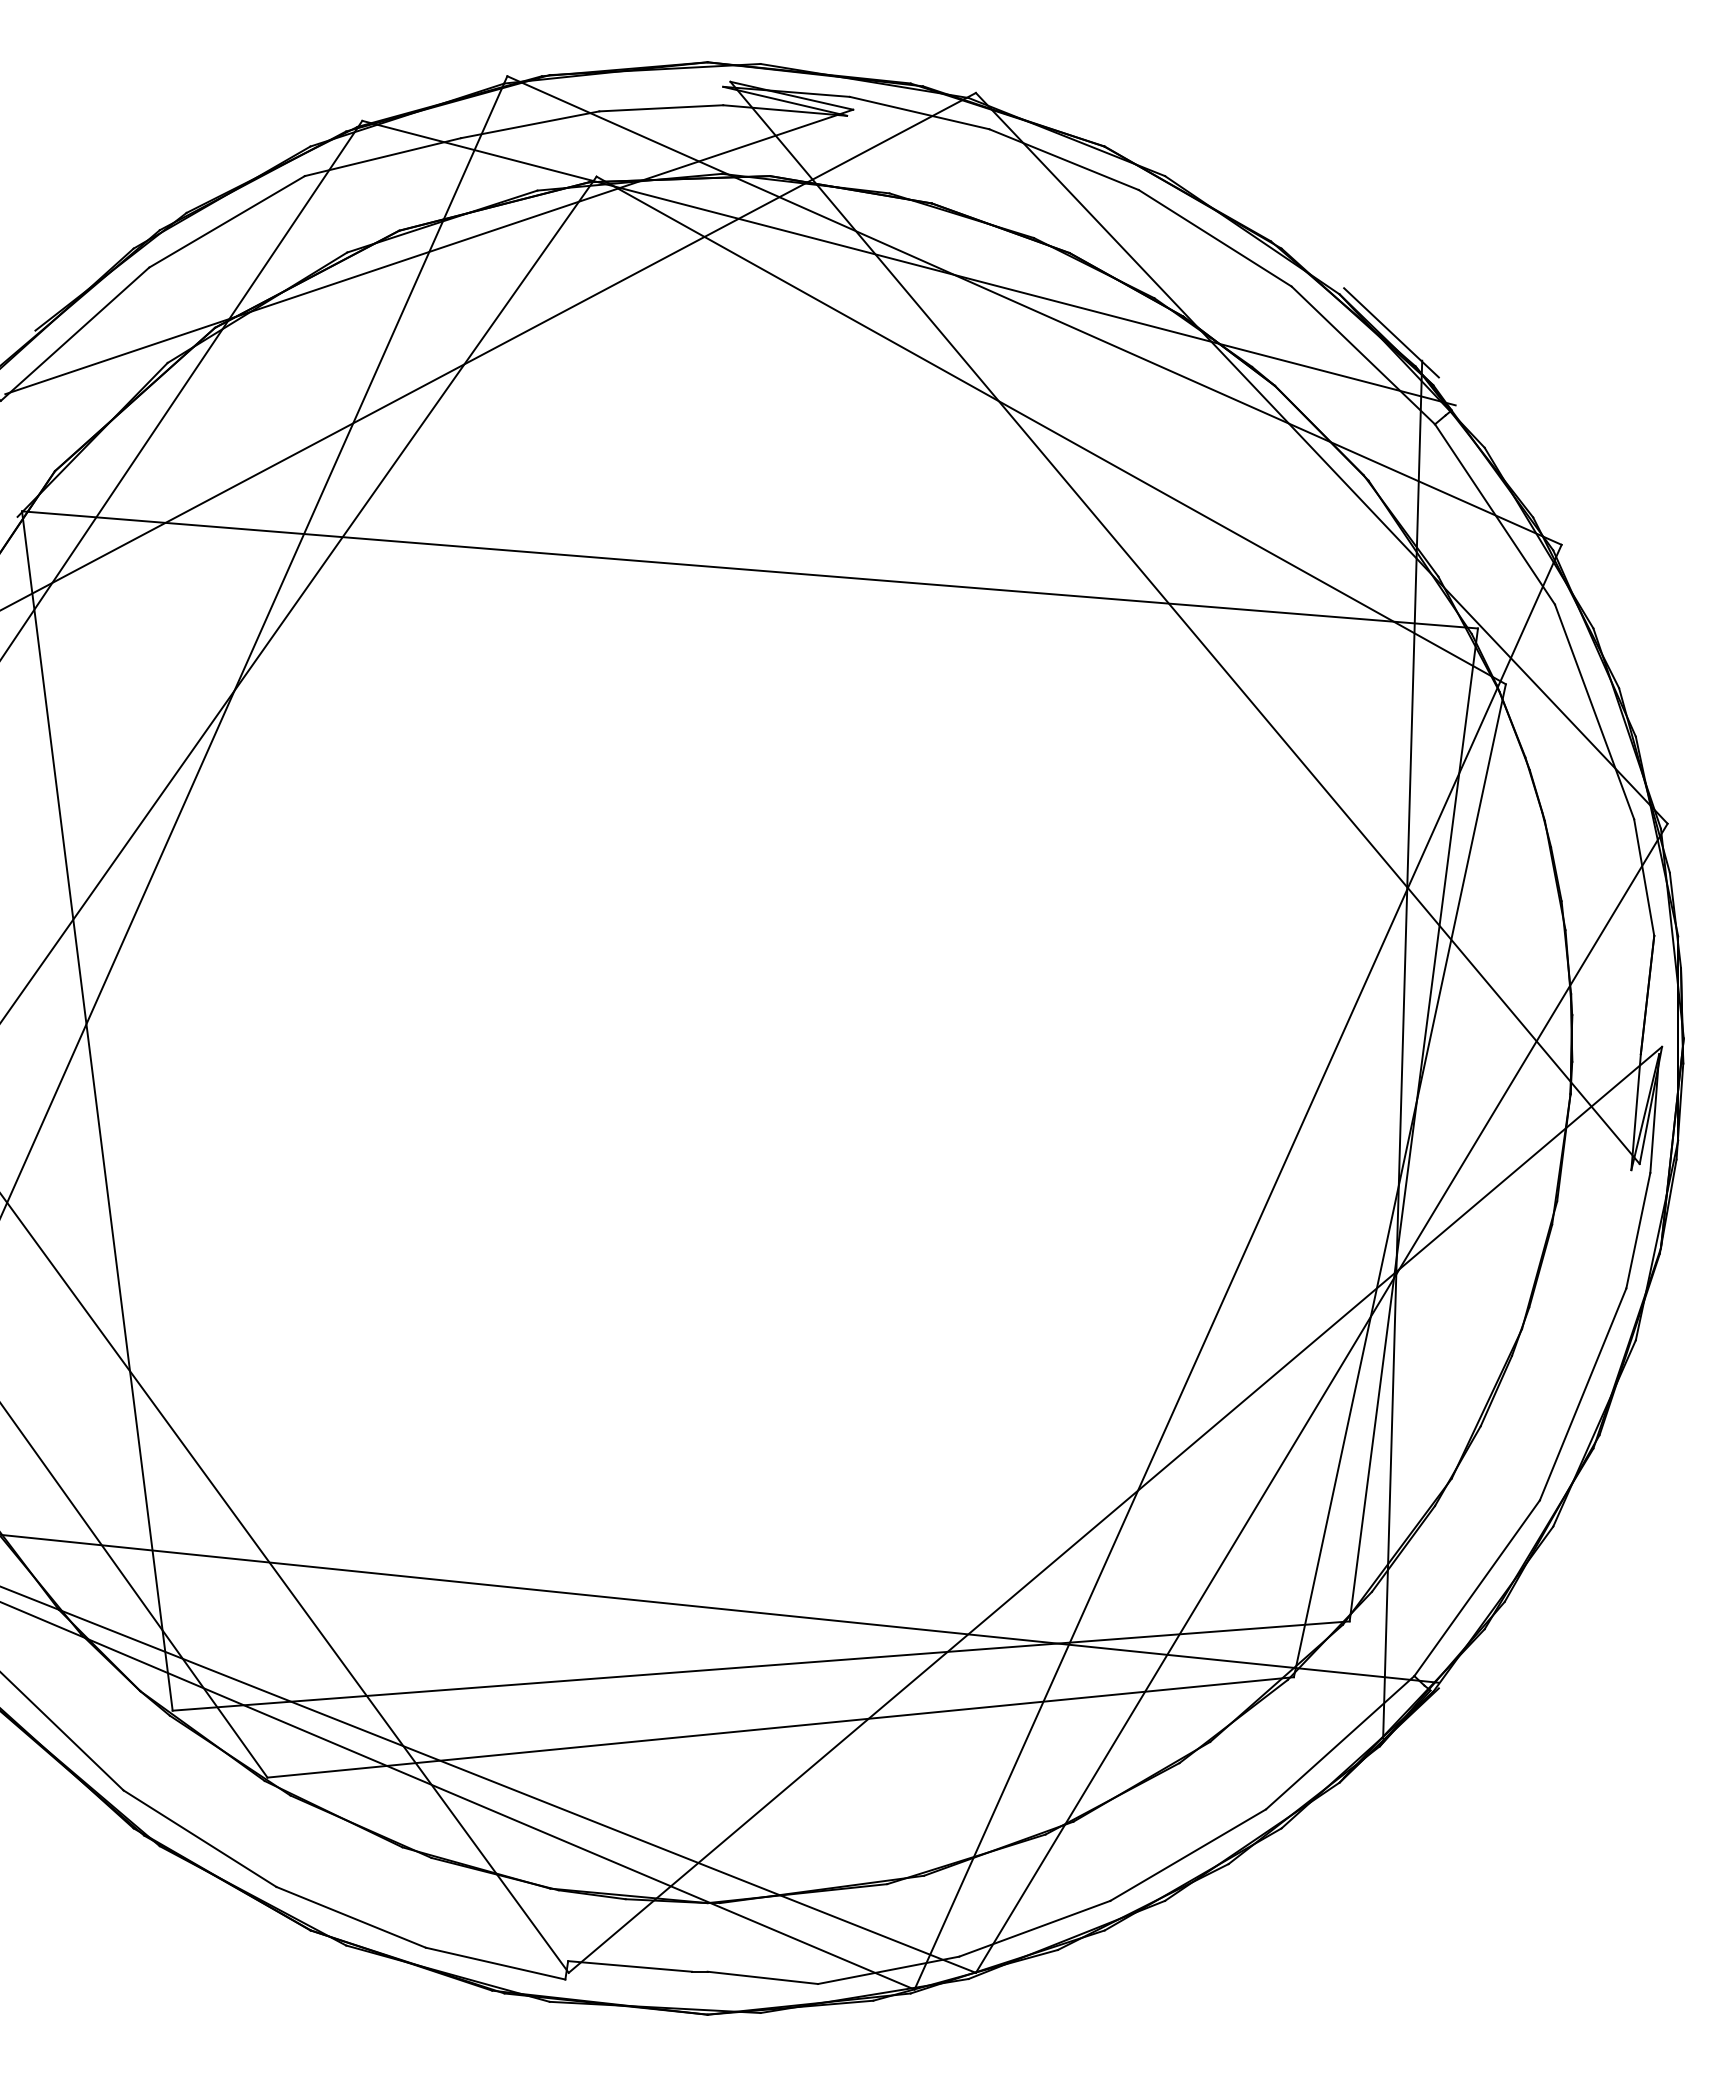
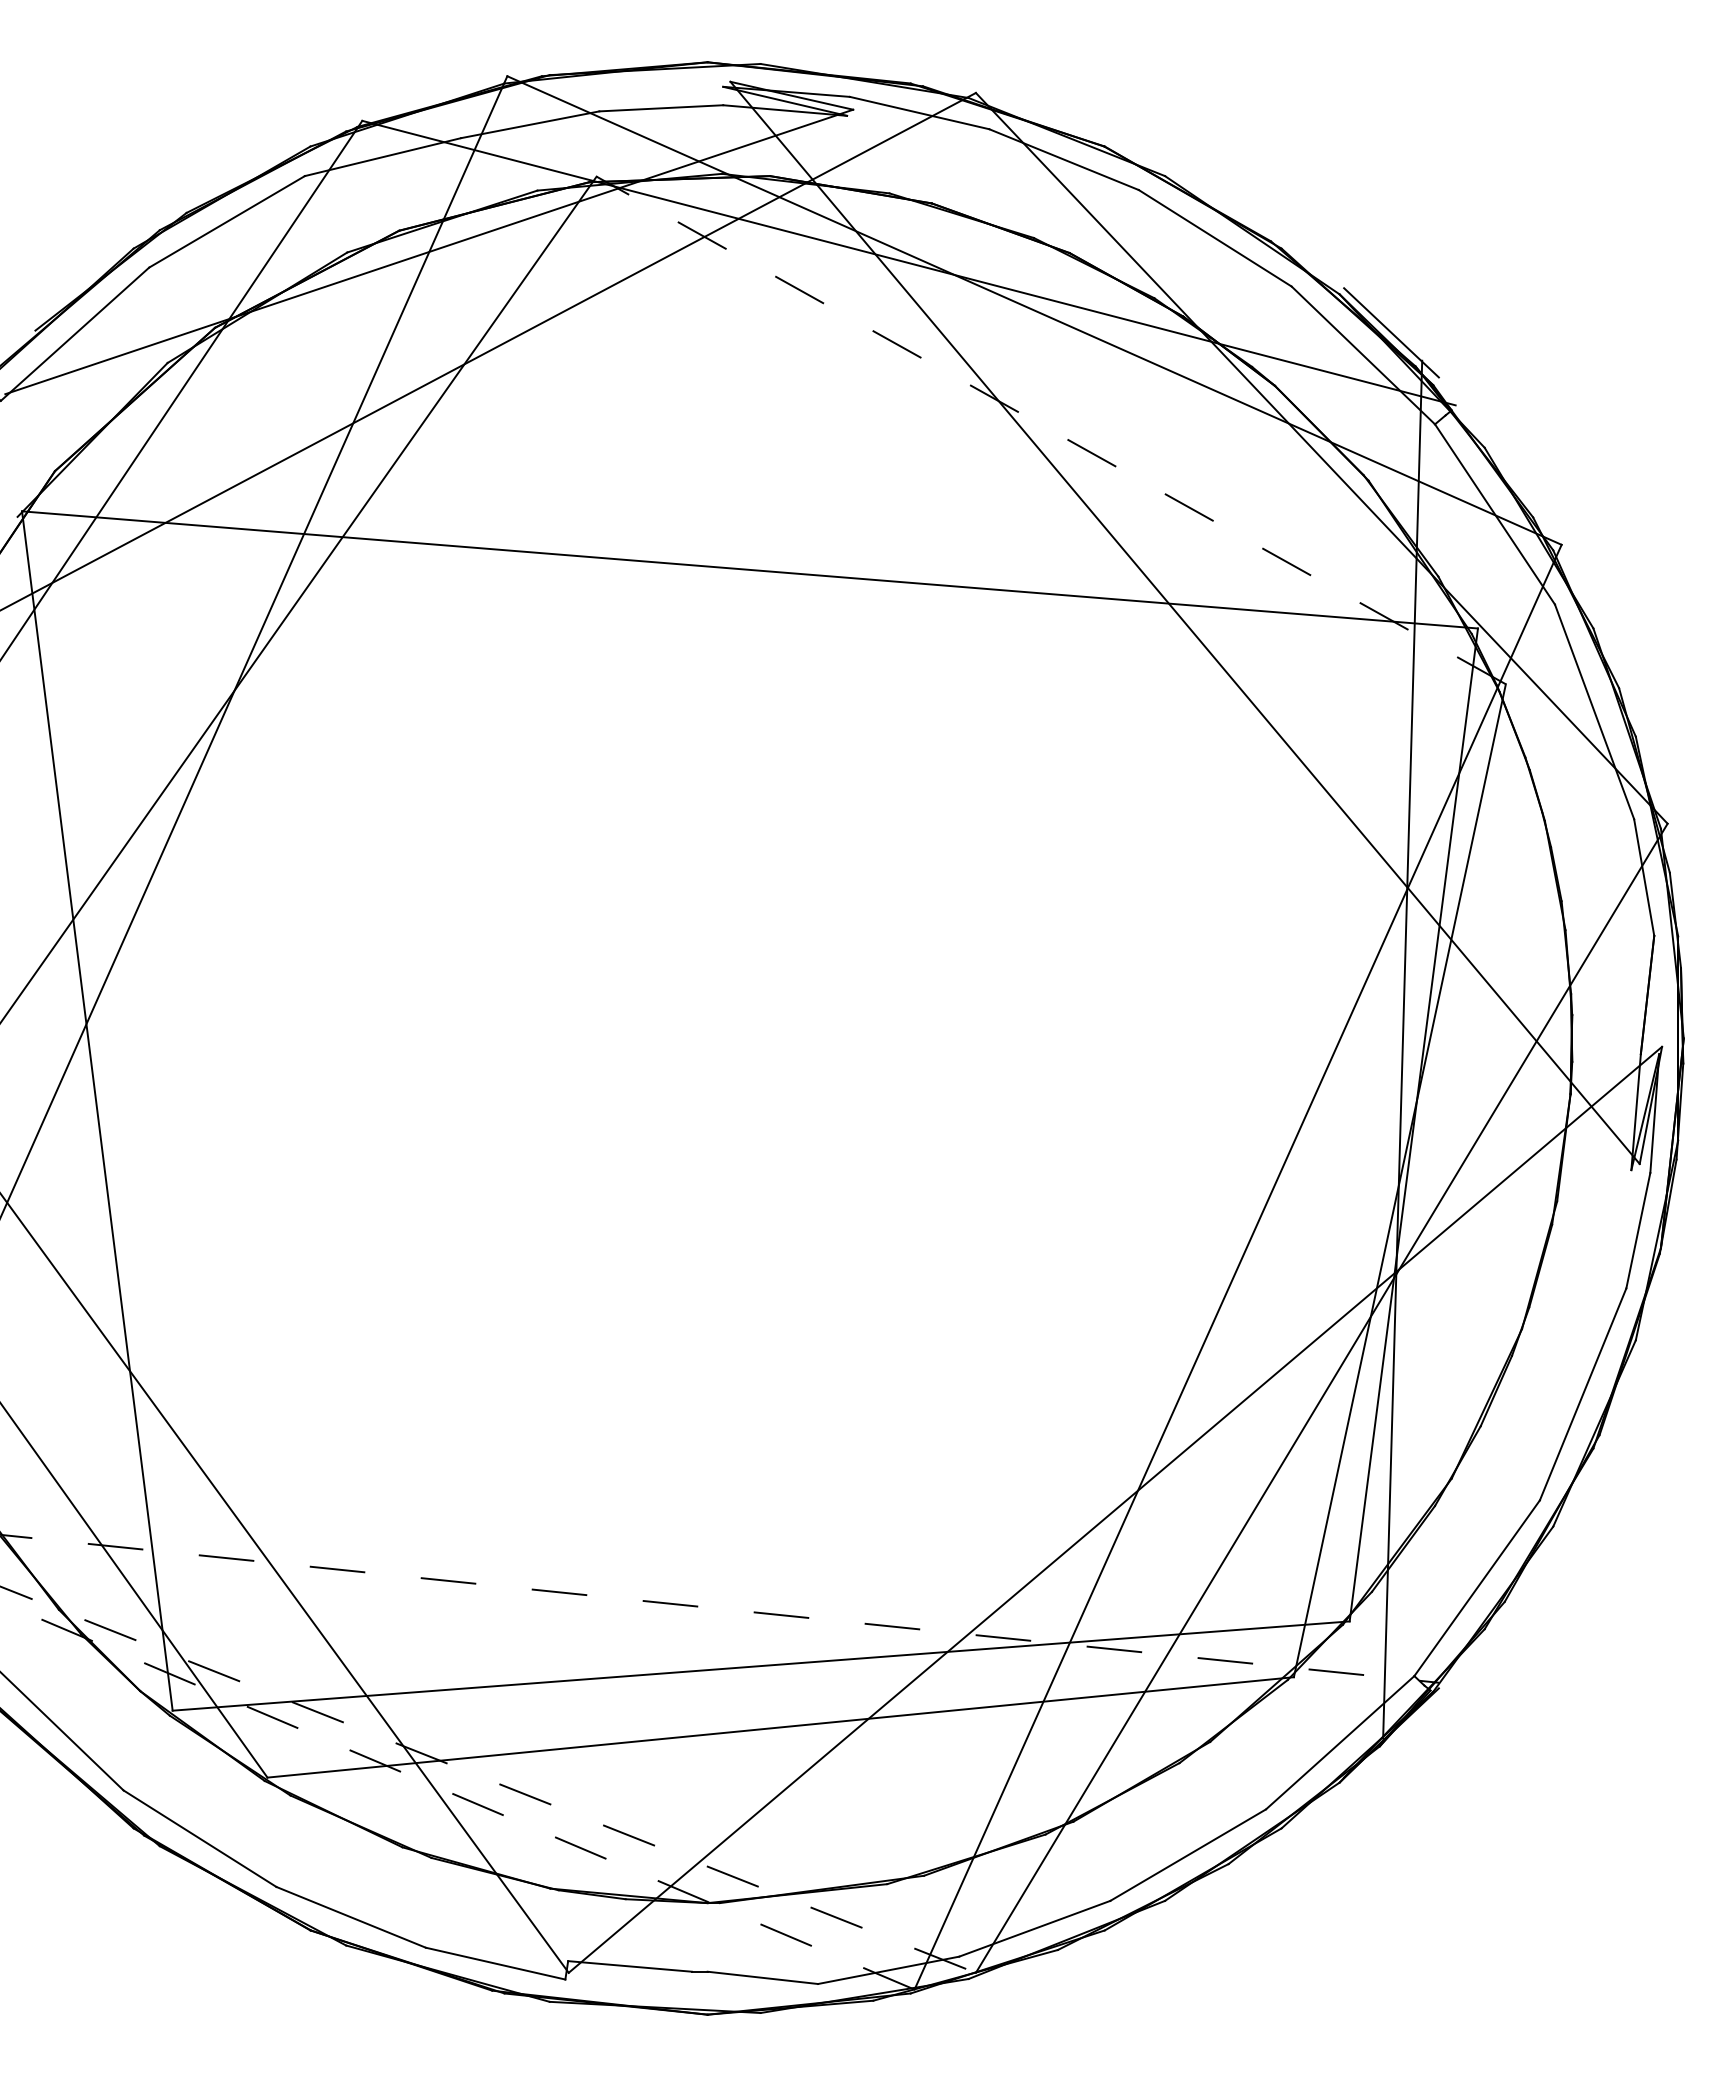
line: solid -> dashed (1051, 430)
line: solid -> dashed (720, 1608)
line: solid -> dashed (488, 1779)
line: solid -> dashed (457, 1795)
